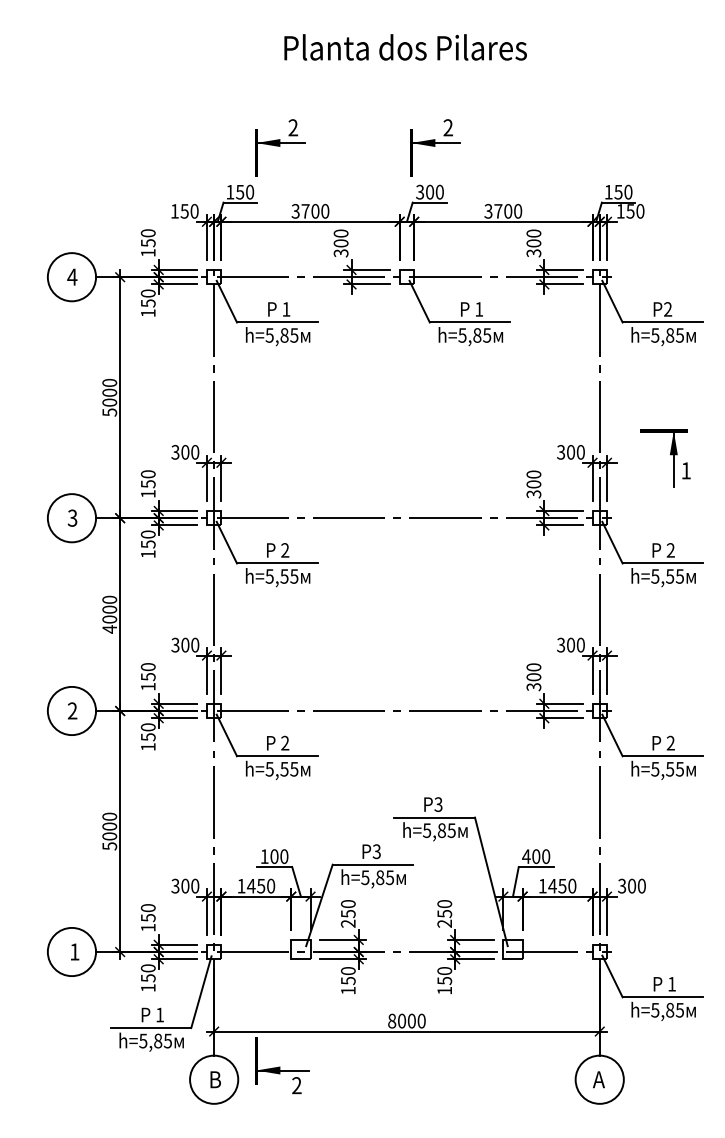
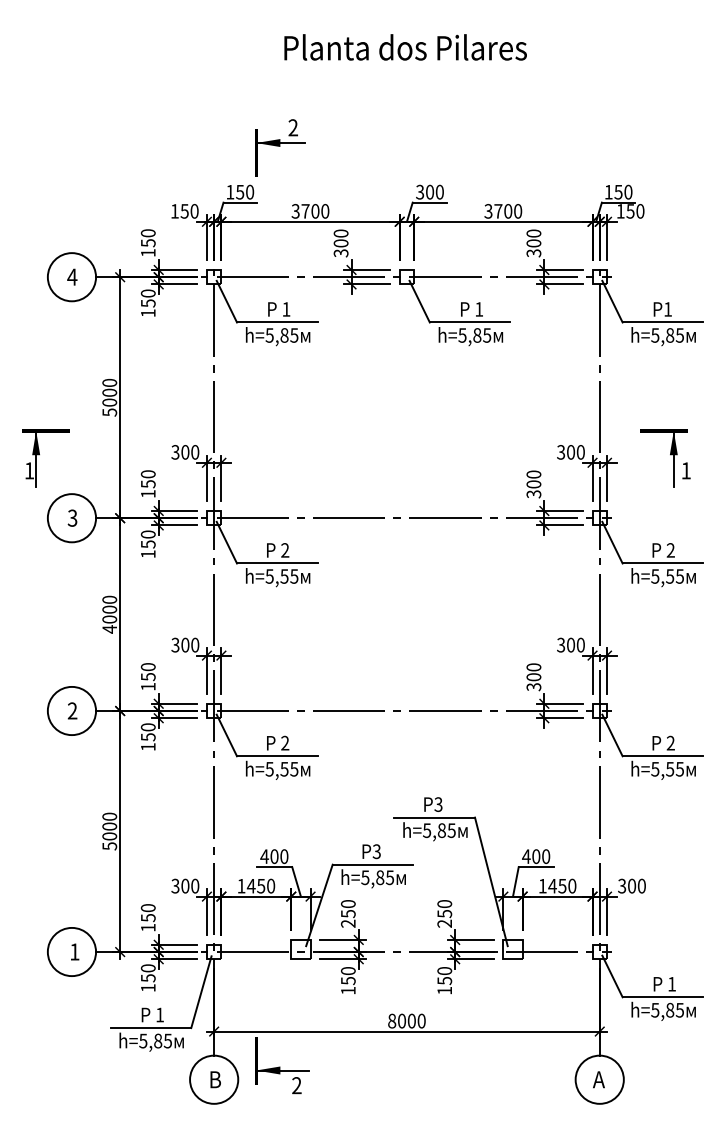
part: present -> none (435, 147)
text: P2 -> P1 (668, 309)
part: none -> present (39, 455)
text: 100 -> 400 (264, 856)
